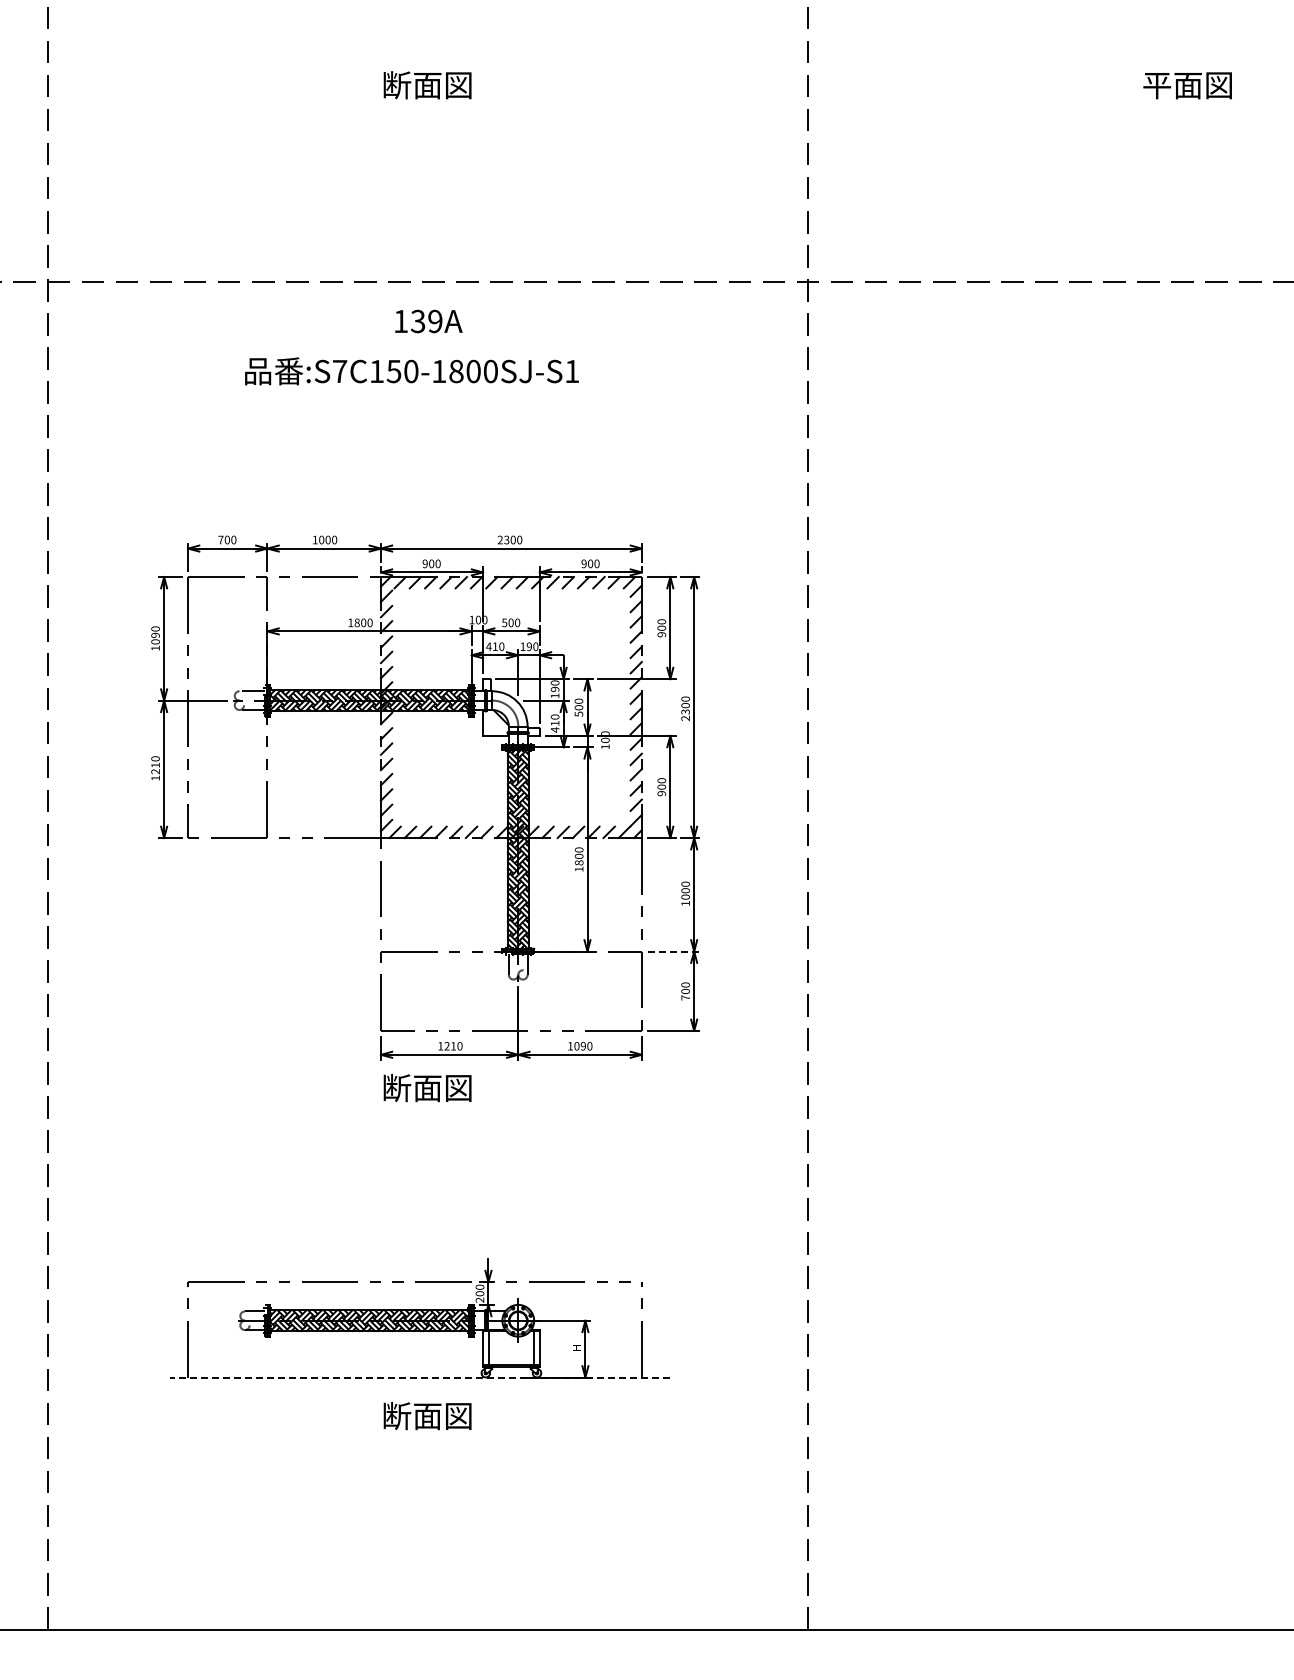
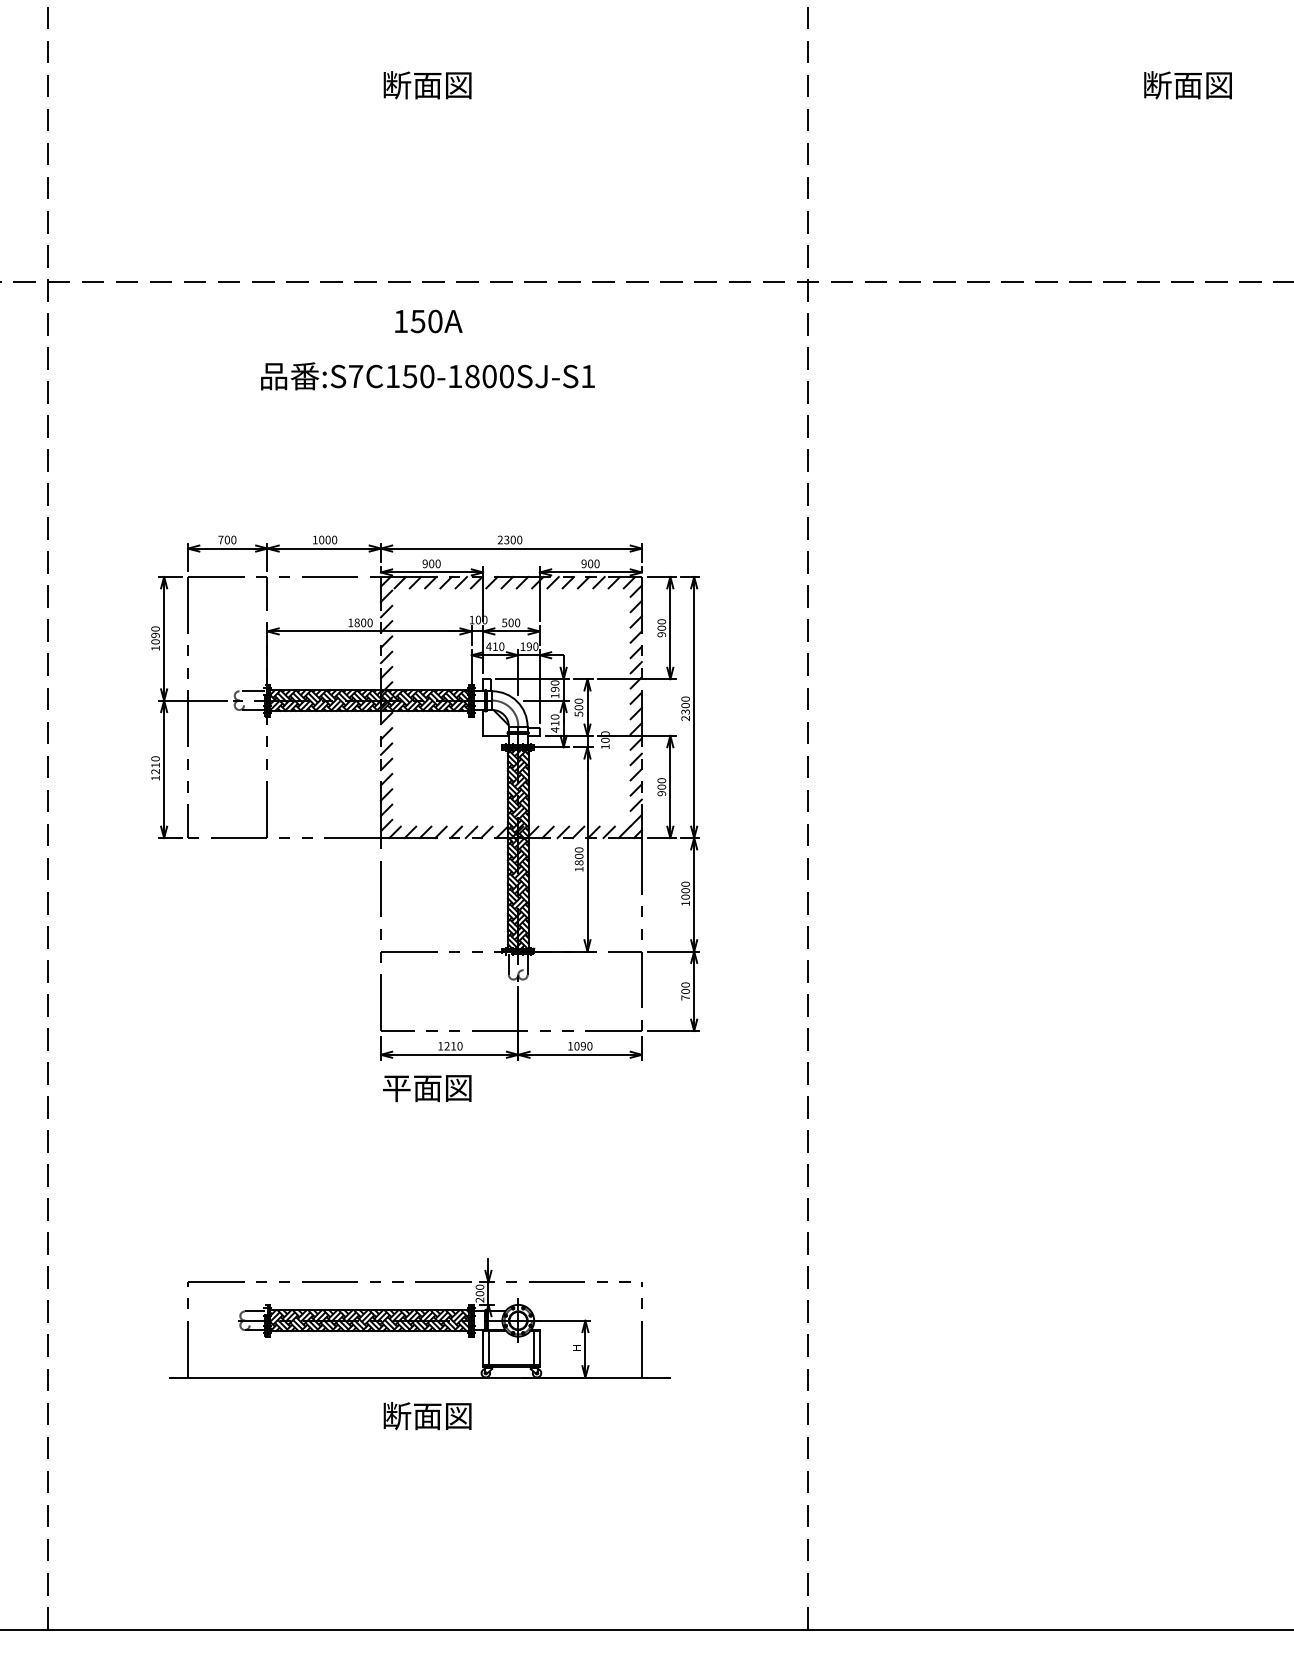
text: 平面図 -> 断面図 (1157, 85)
text: 139A -> 150A (426, 321)
text position: (411, 371) -> (427, 376) (427, 376)
line: dashed -> solid (673, 951)
text: 断面図 -> 平面図 (396, 1087)
line: dashed -> solid (419, 1377)
